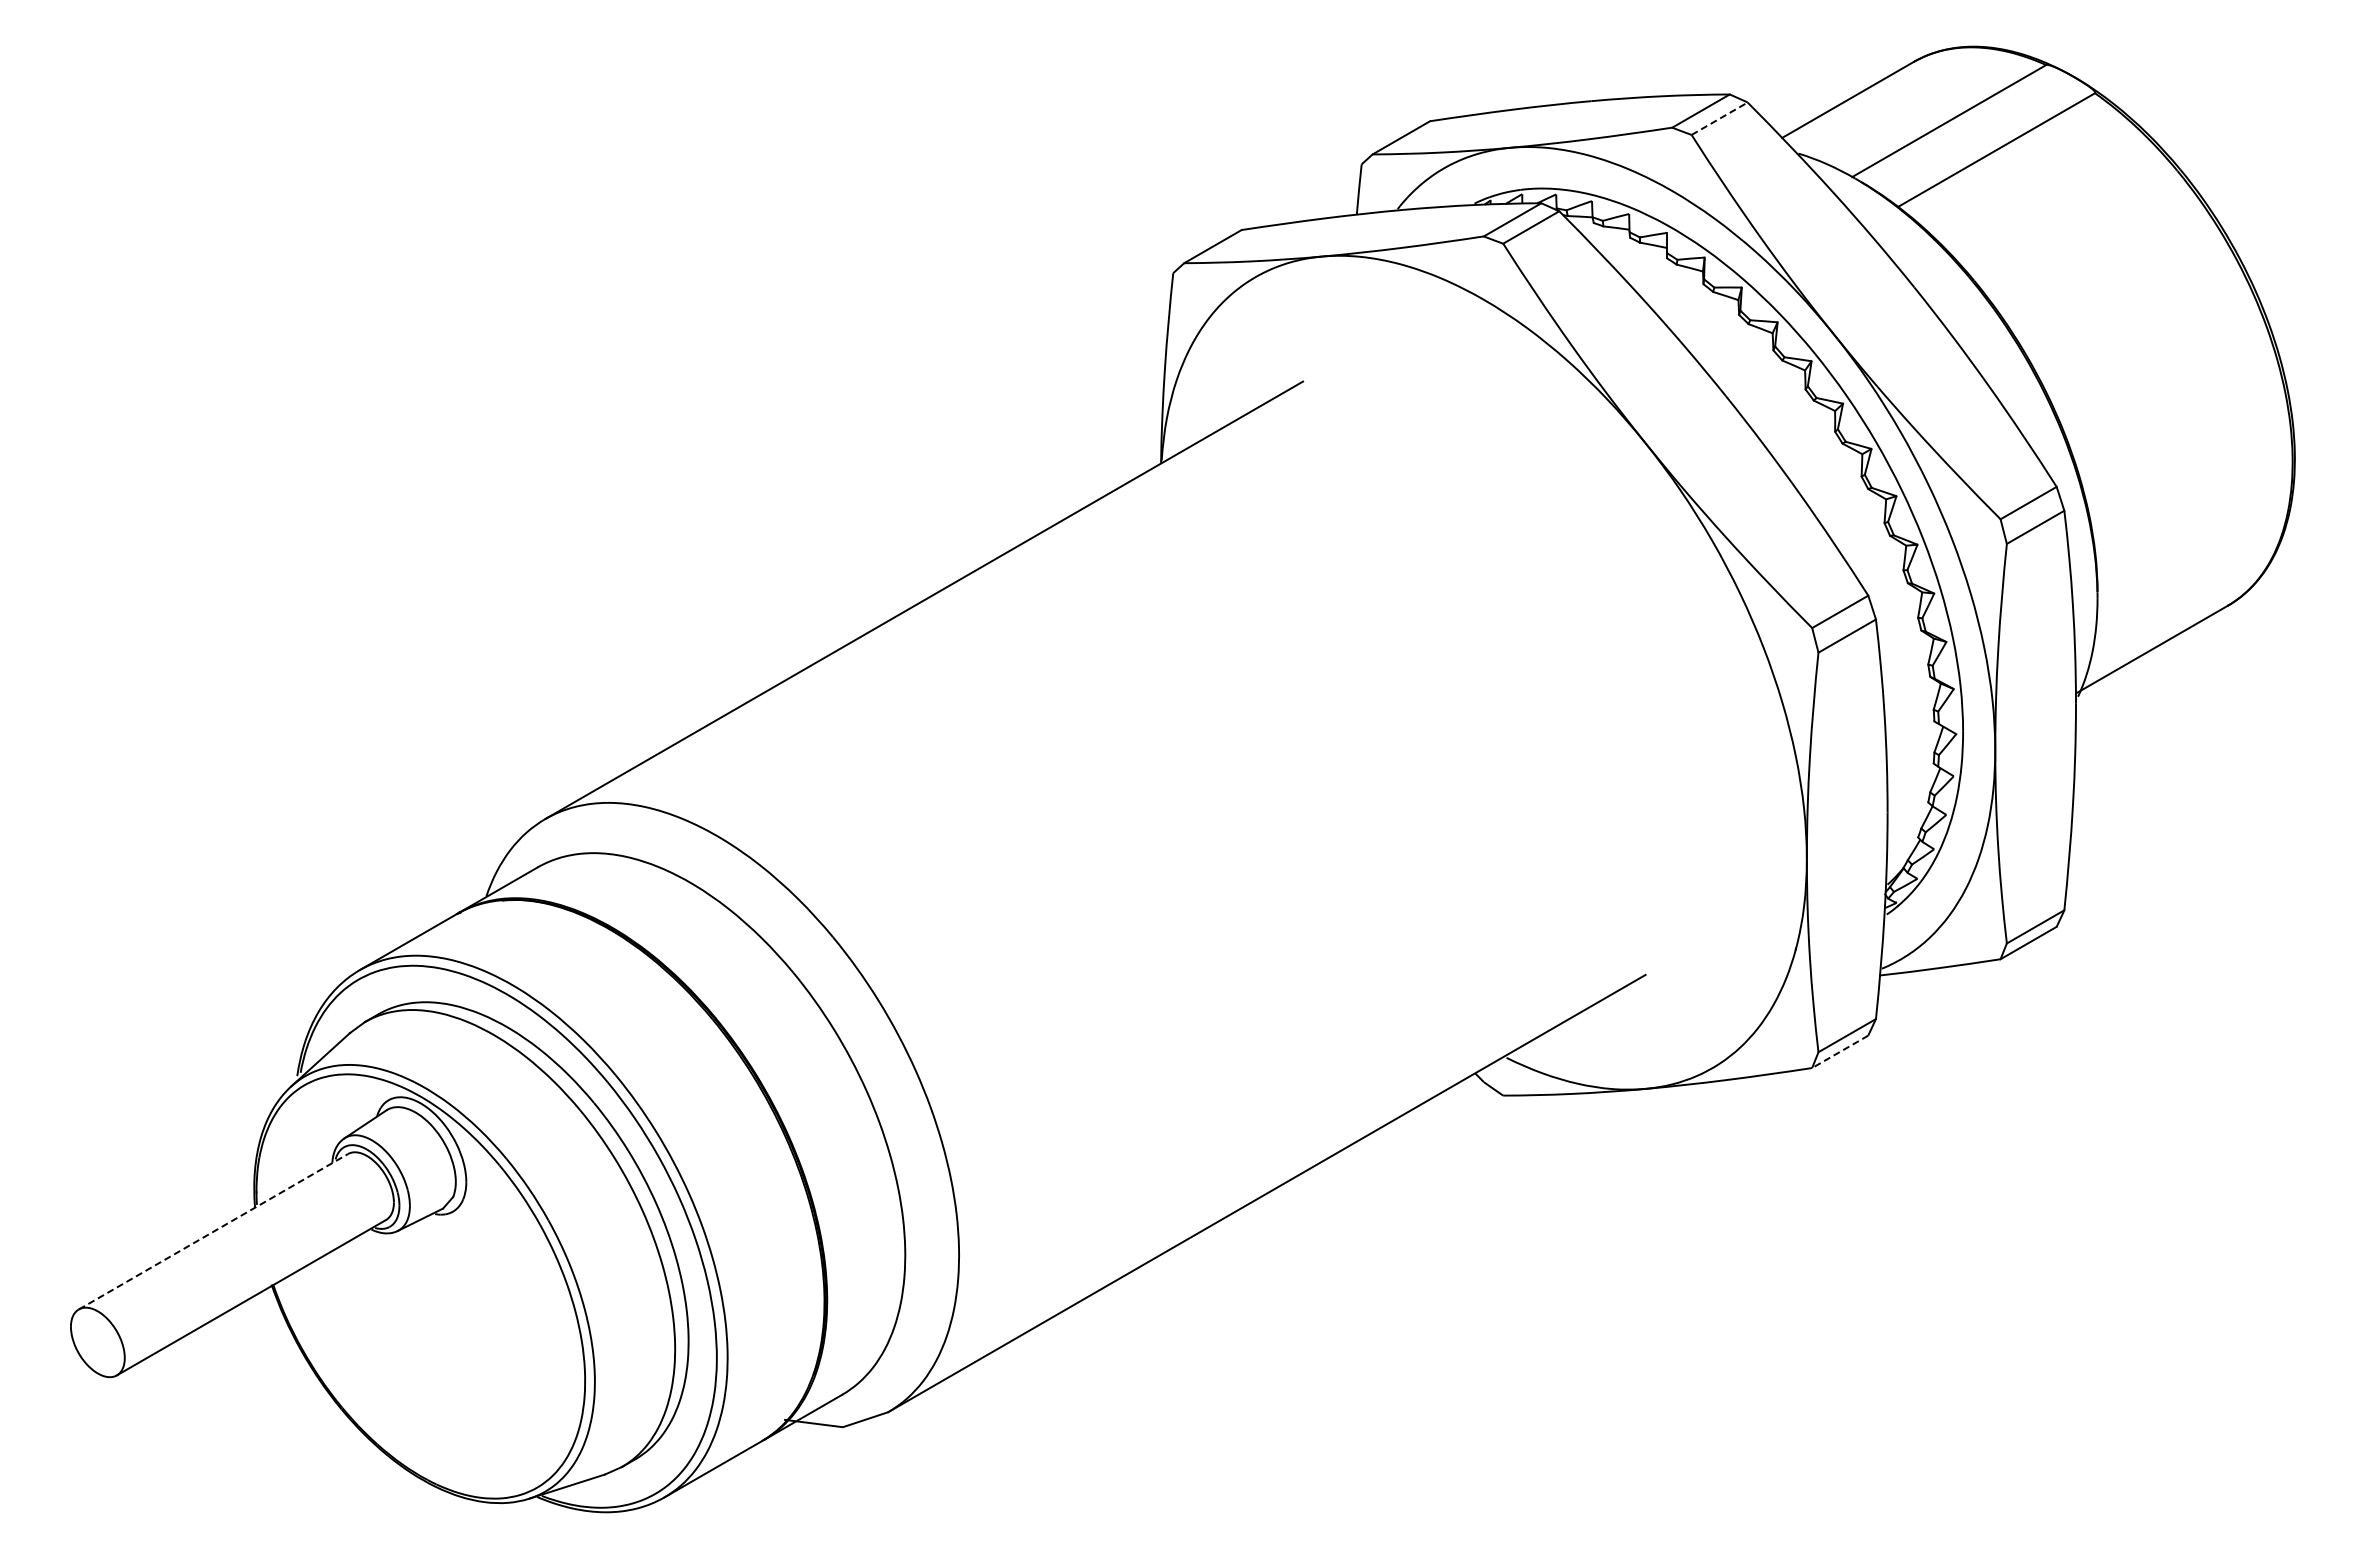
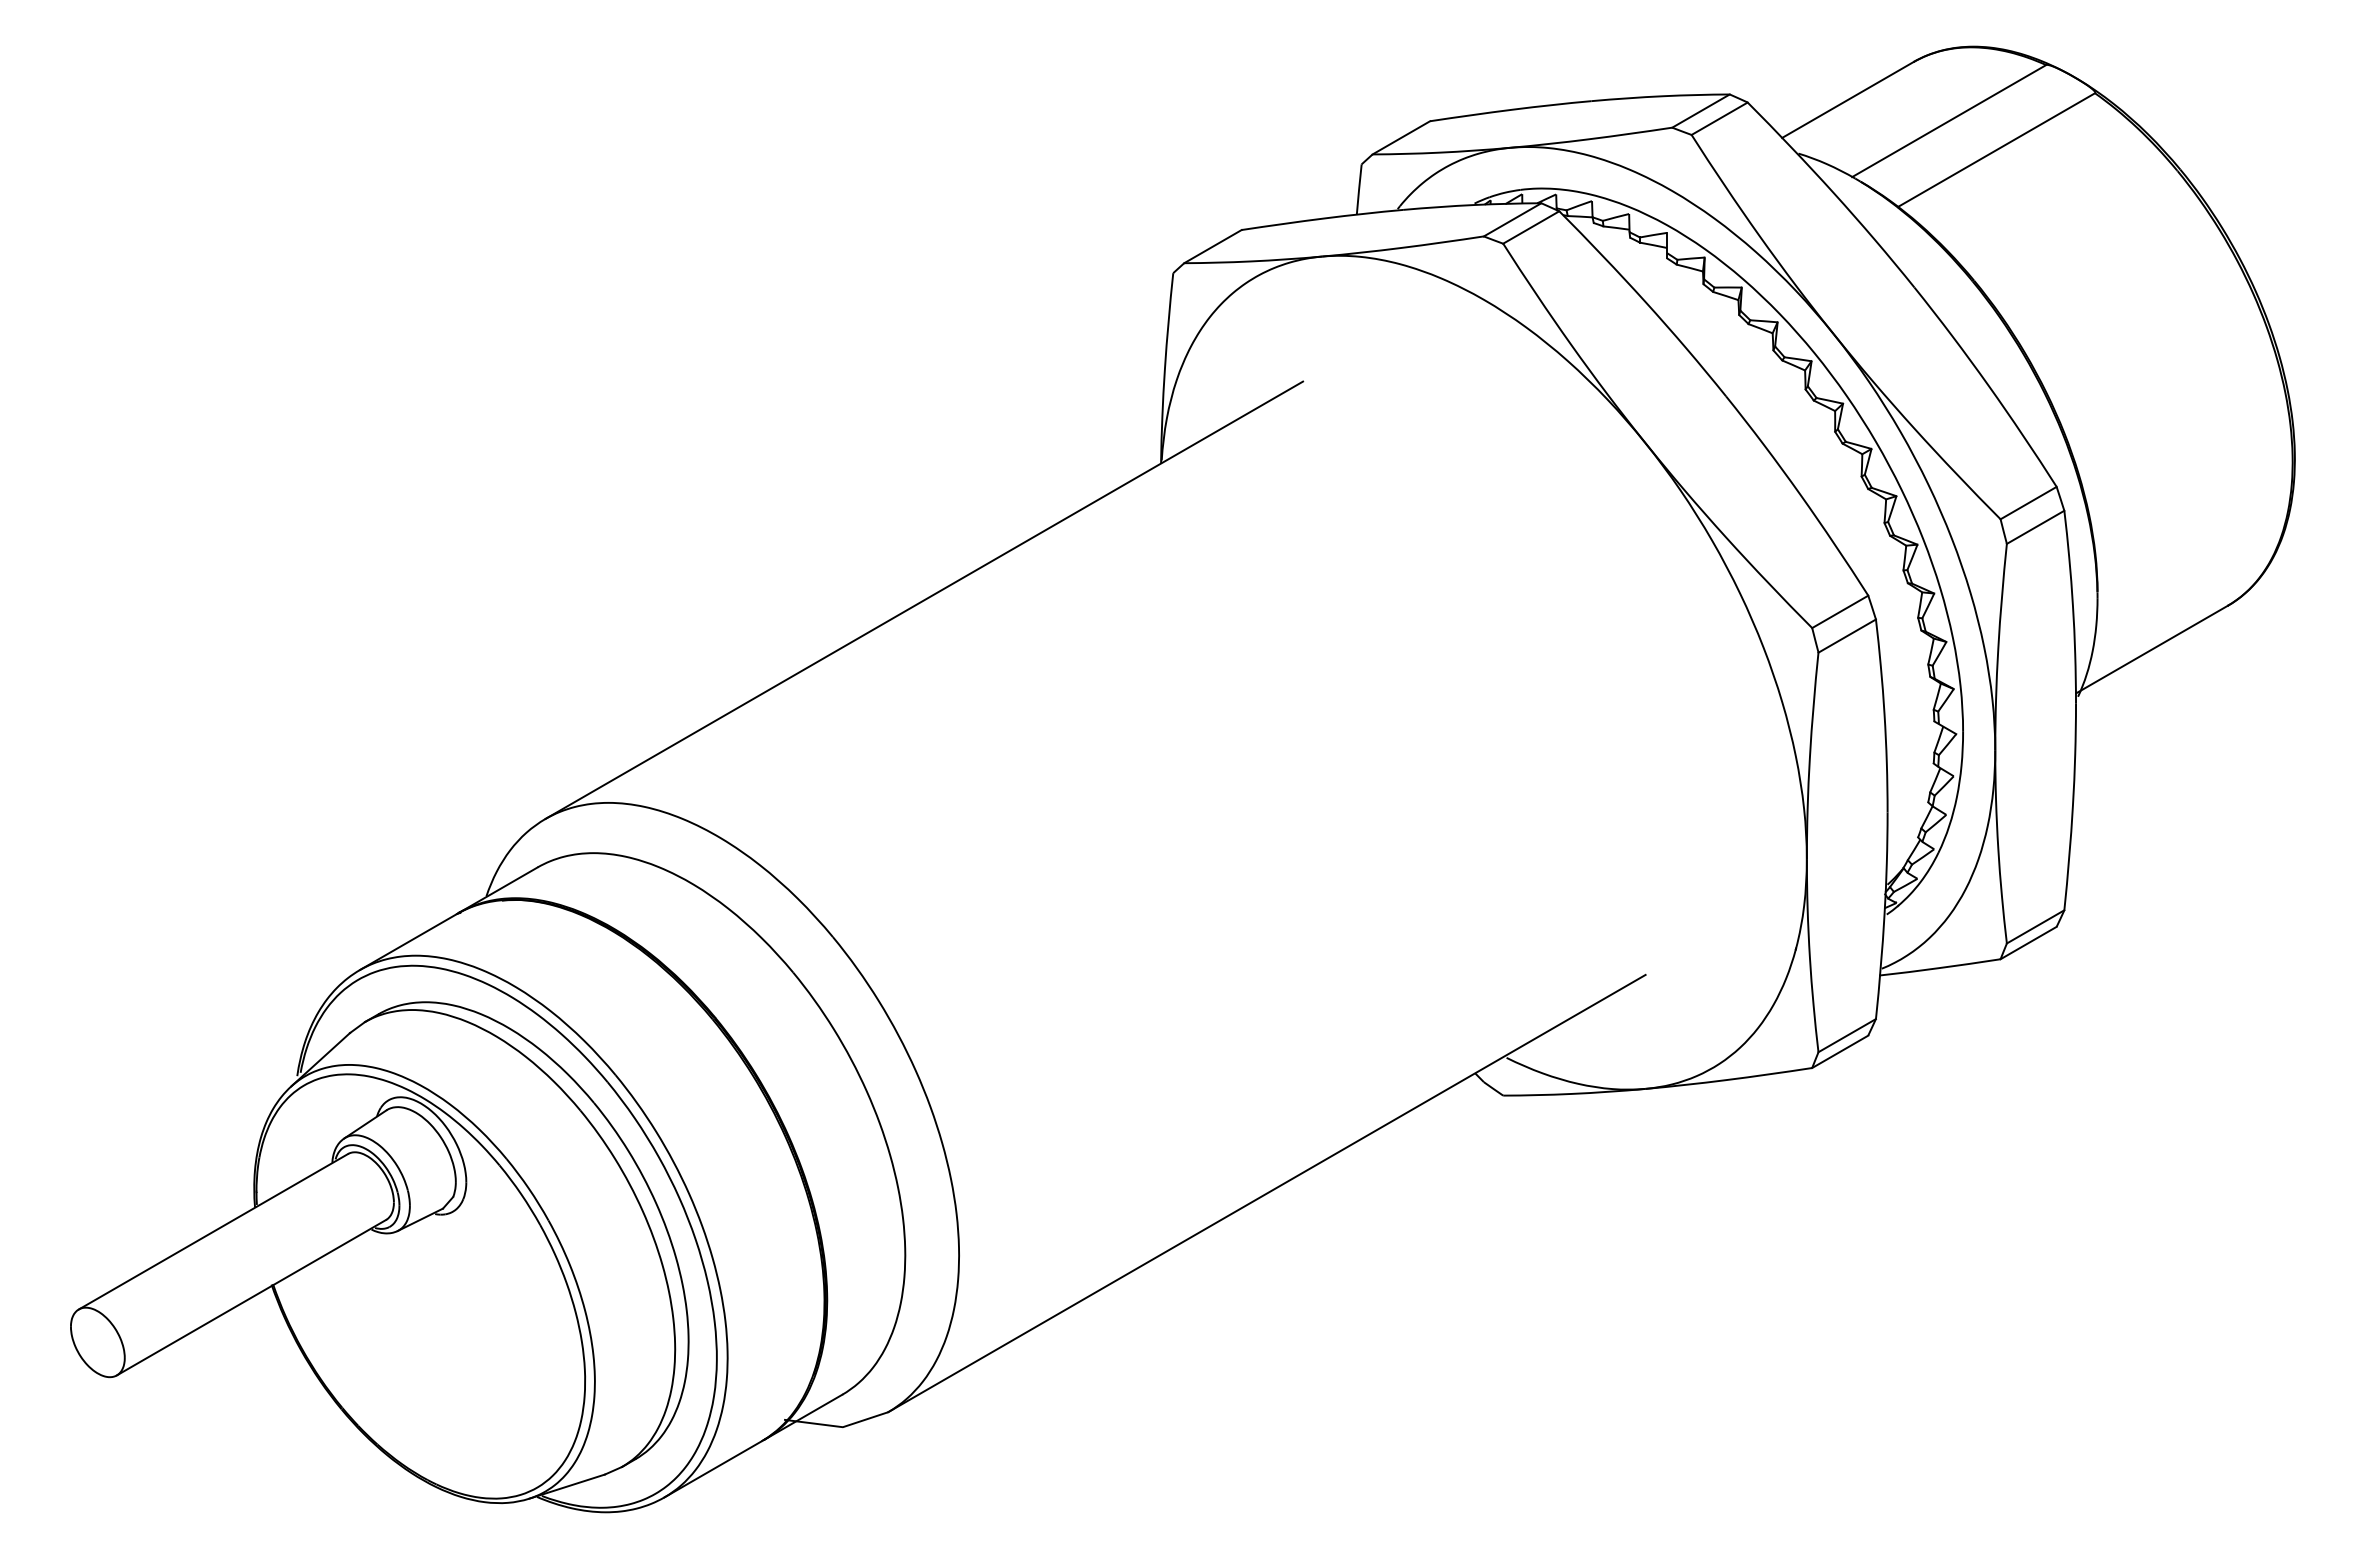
line: dashed -> solid (1720, 118)
line: dashed -> solid (1839, 1052)
line: dashed -> solid (213, 1231)
